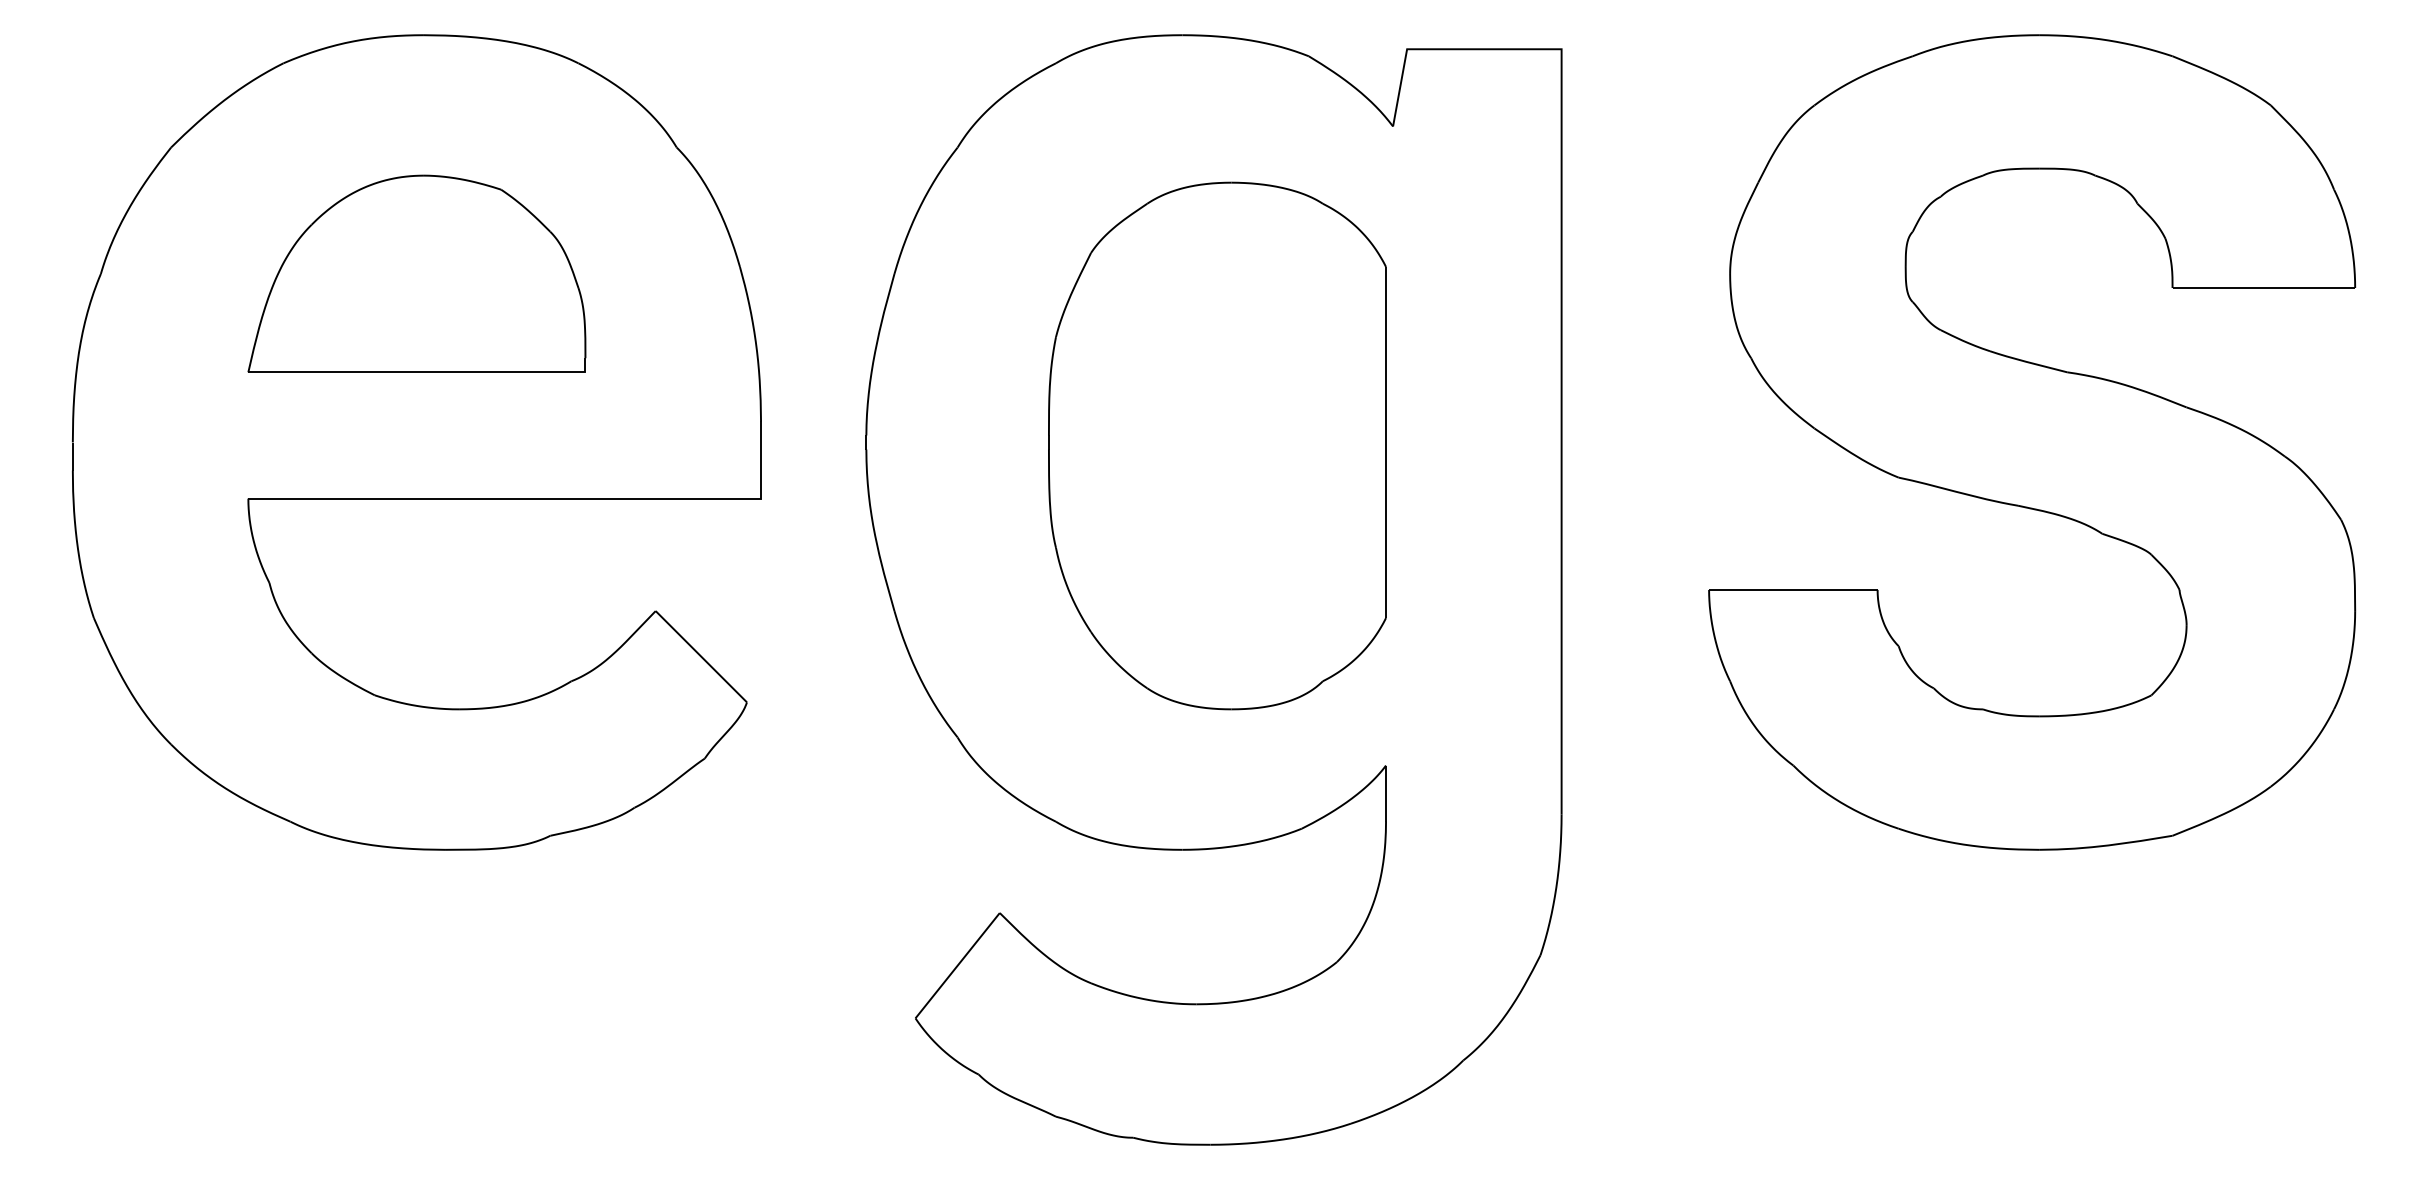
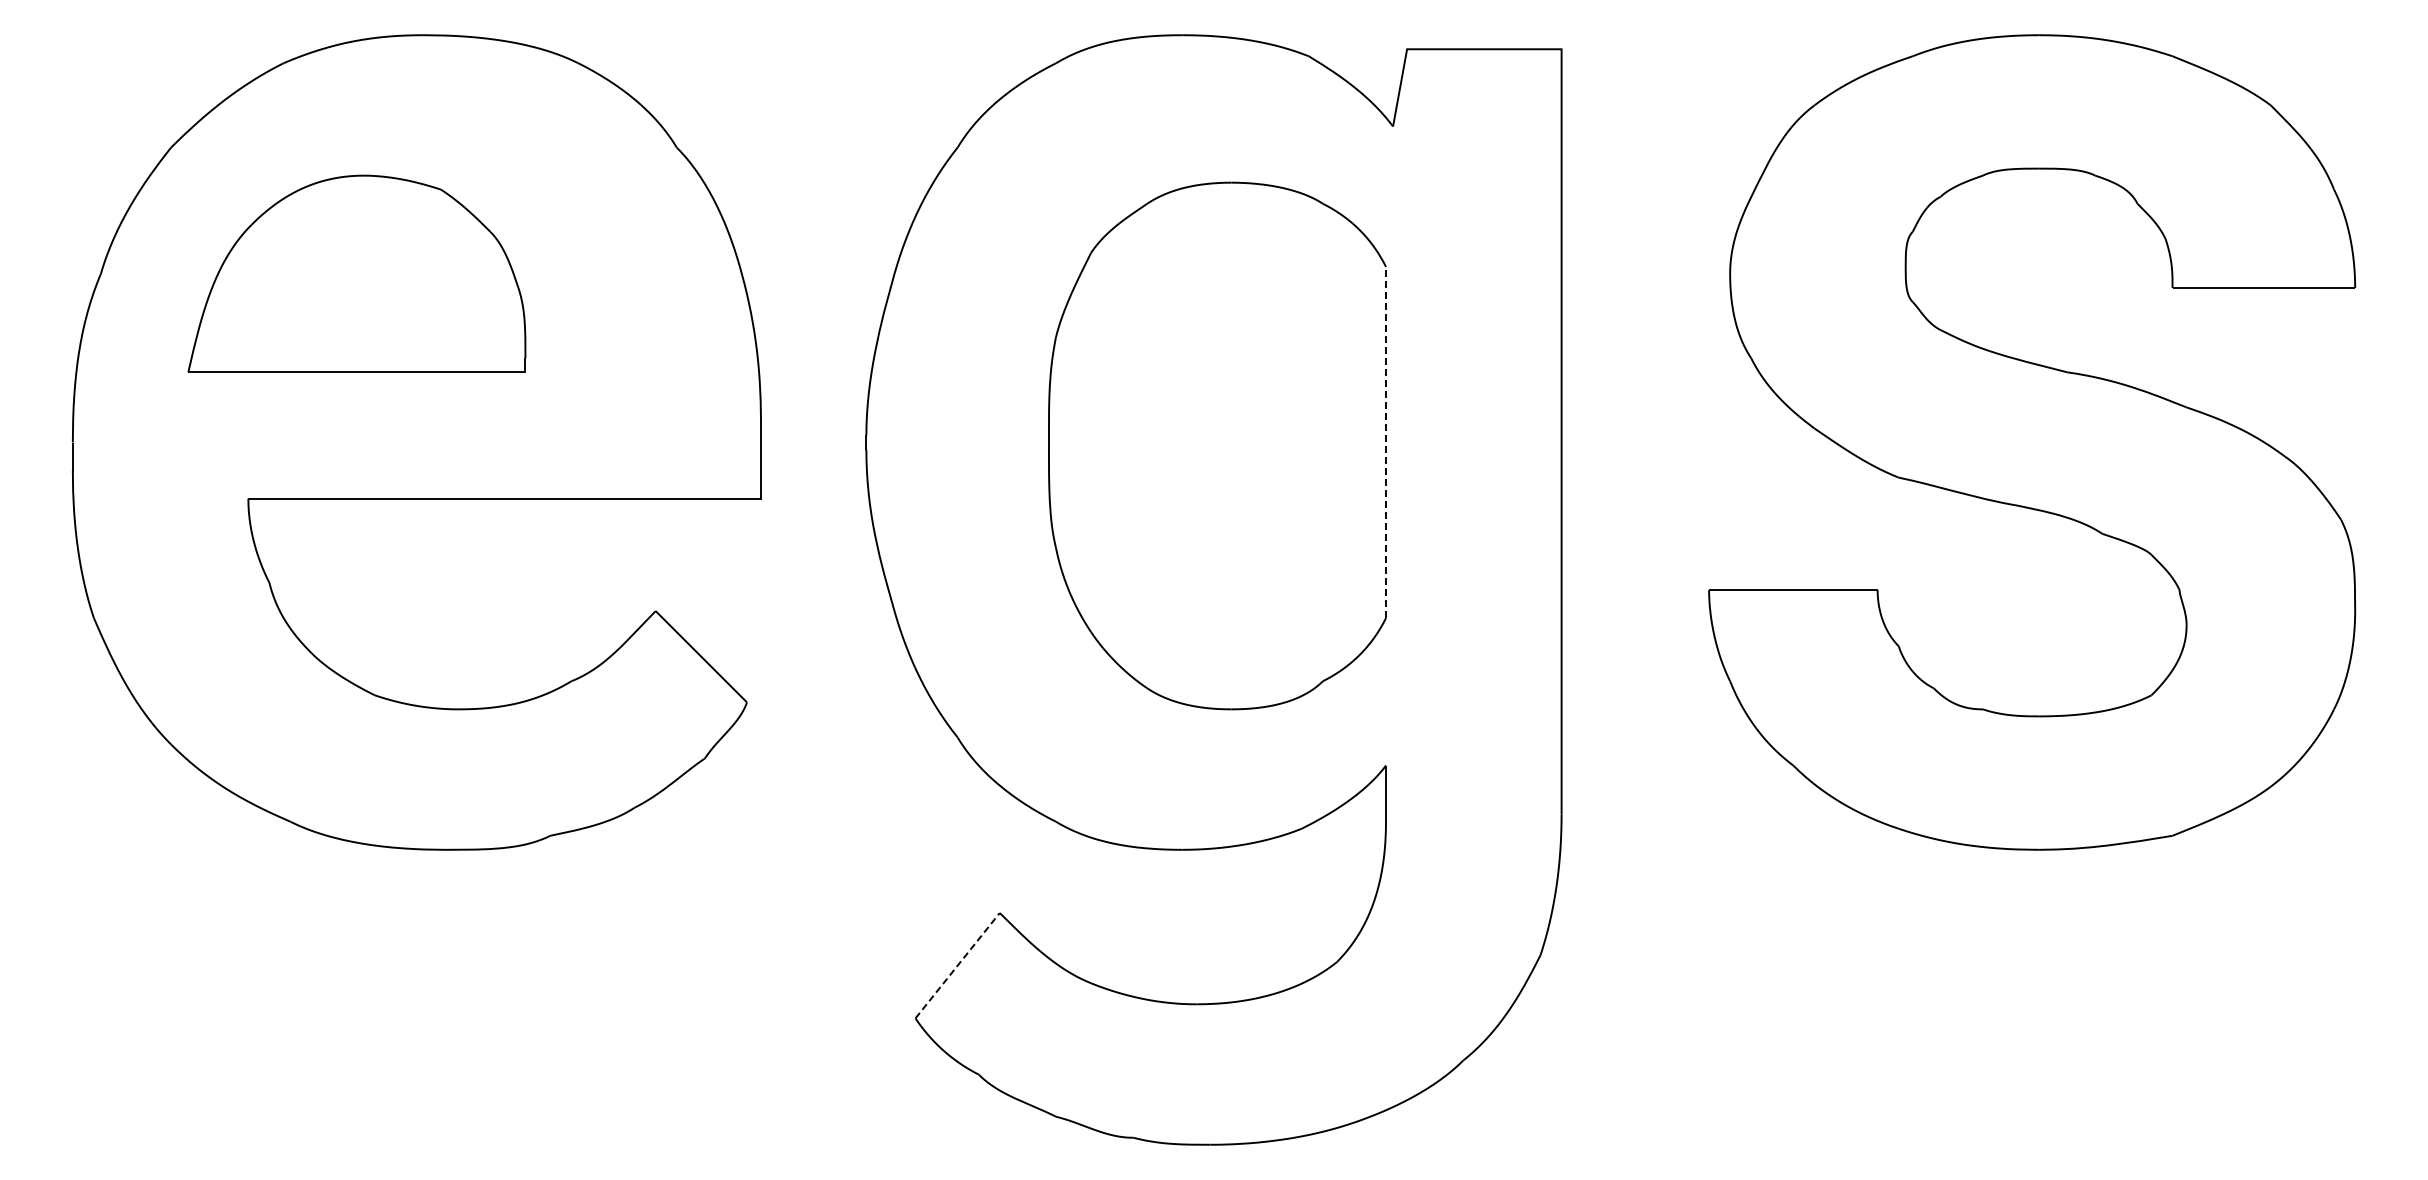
part position: (416, 273) -> (356, 273) (356, 273)
line: solid -> dashed (1386, 442)
line: solid -> dashed (957, 965)
